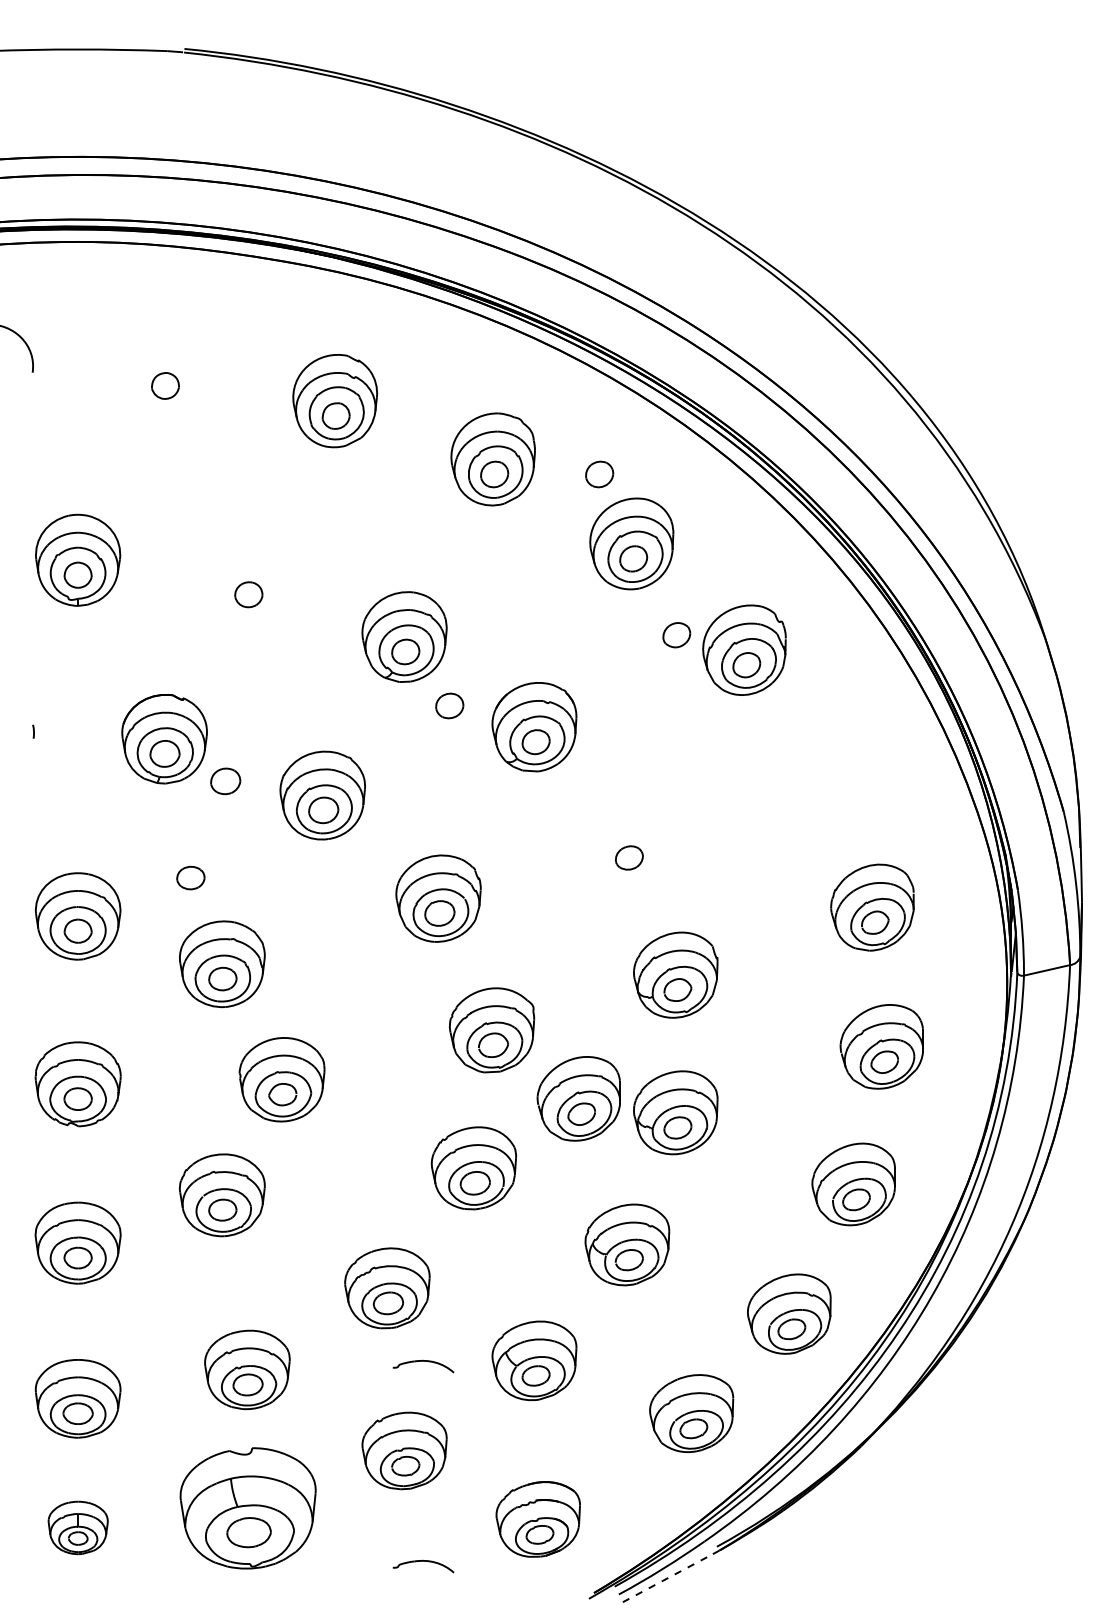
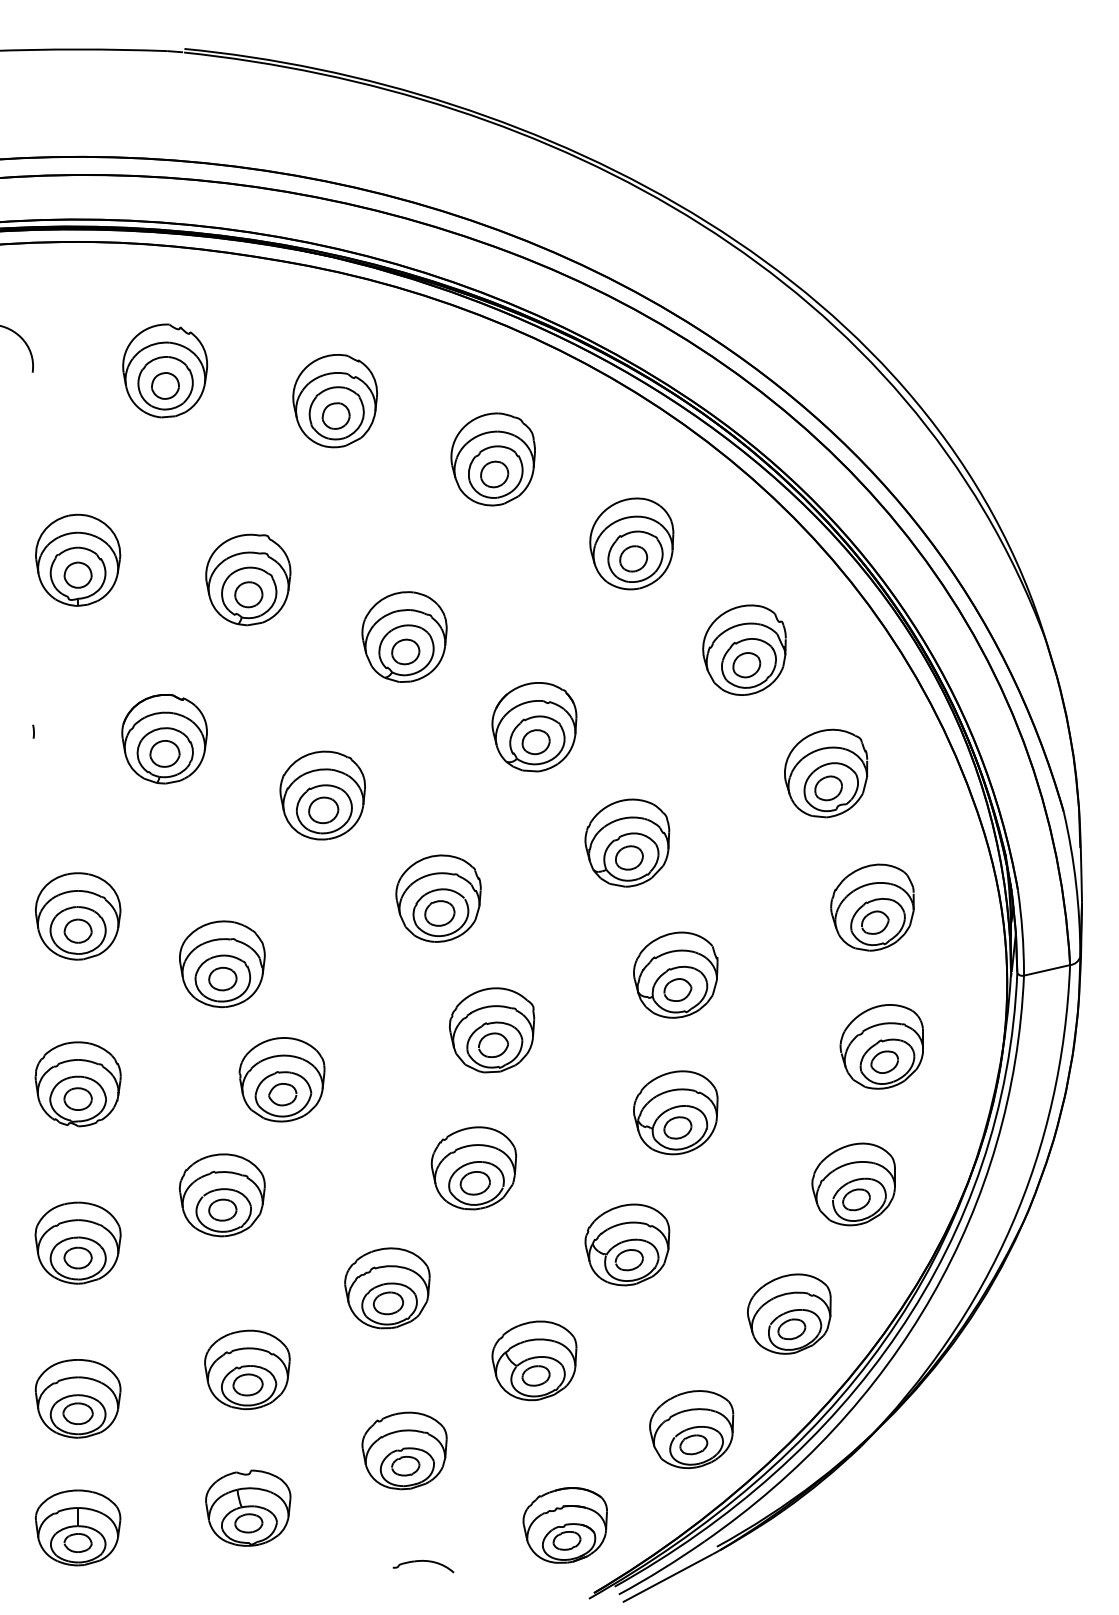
part: none -> present (165, 370)
part: present -> none (599, 474)
part: none -> present (248, 579)
part: present -> none (676, 635)
part: present -> none (449, 705)
part: none -> present (826, 773)
part: present -> none (225, 781)
part: none -> present (627, 842)
part: present -> none (190, 877)
part: present -> none (578, 1098)
part: present -> none (423, 1366)
part position: (691, 1413) -> (691, 1429) (691, 1429)
part size: 138x123 px -> 87x78 px (248, 1507)
part position: (537, 1519) -> (564, 1525) (564, 1525)
part size: 62x56 px -> 87x78 px (78, 1527)
line: dashed -> solid (668, 1577)
